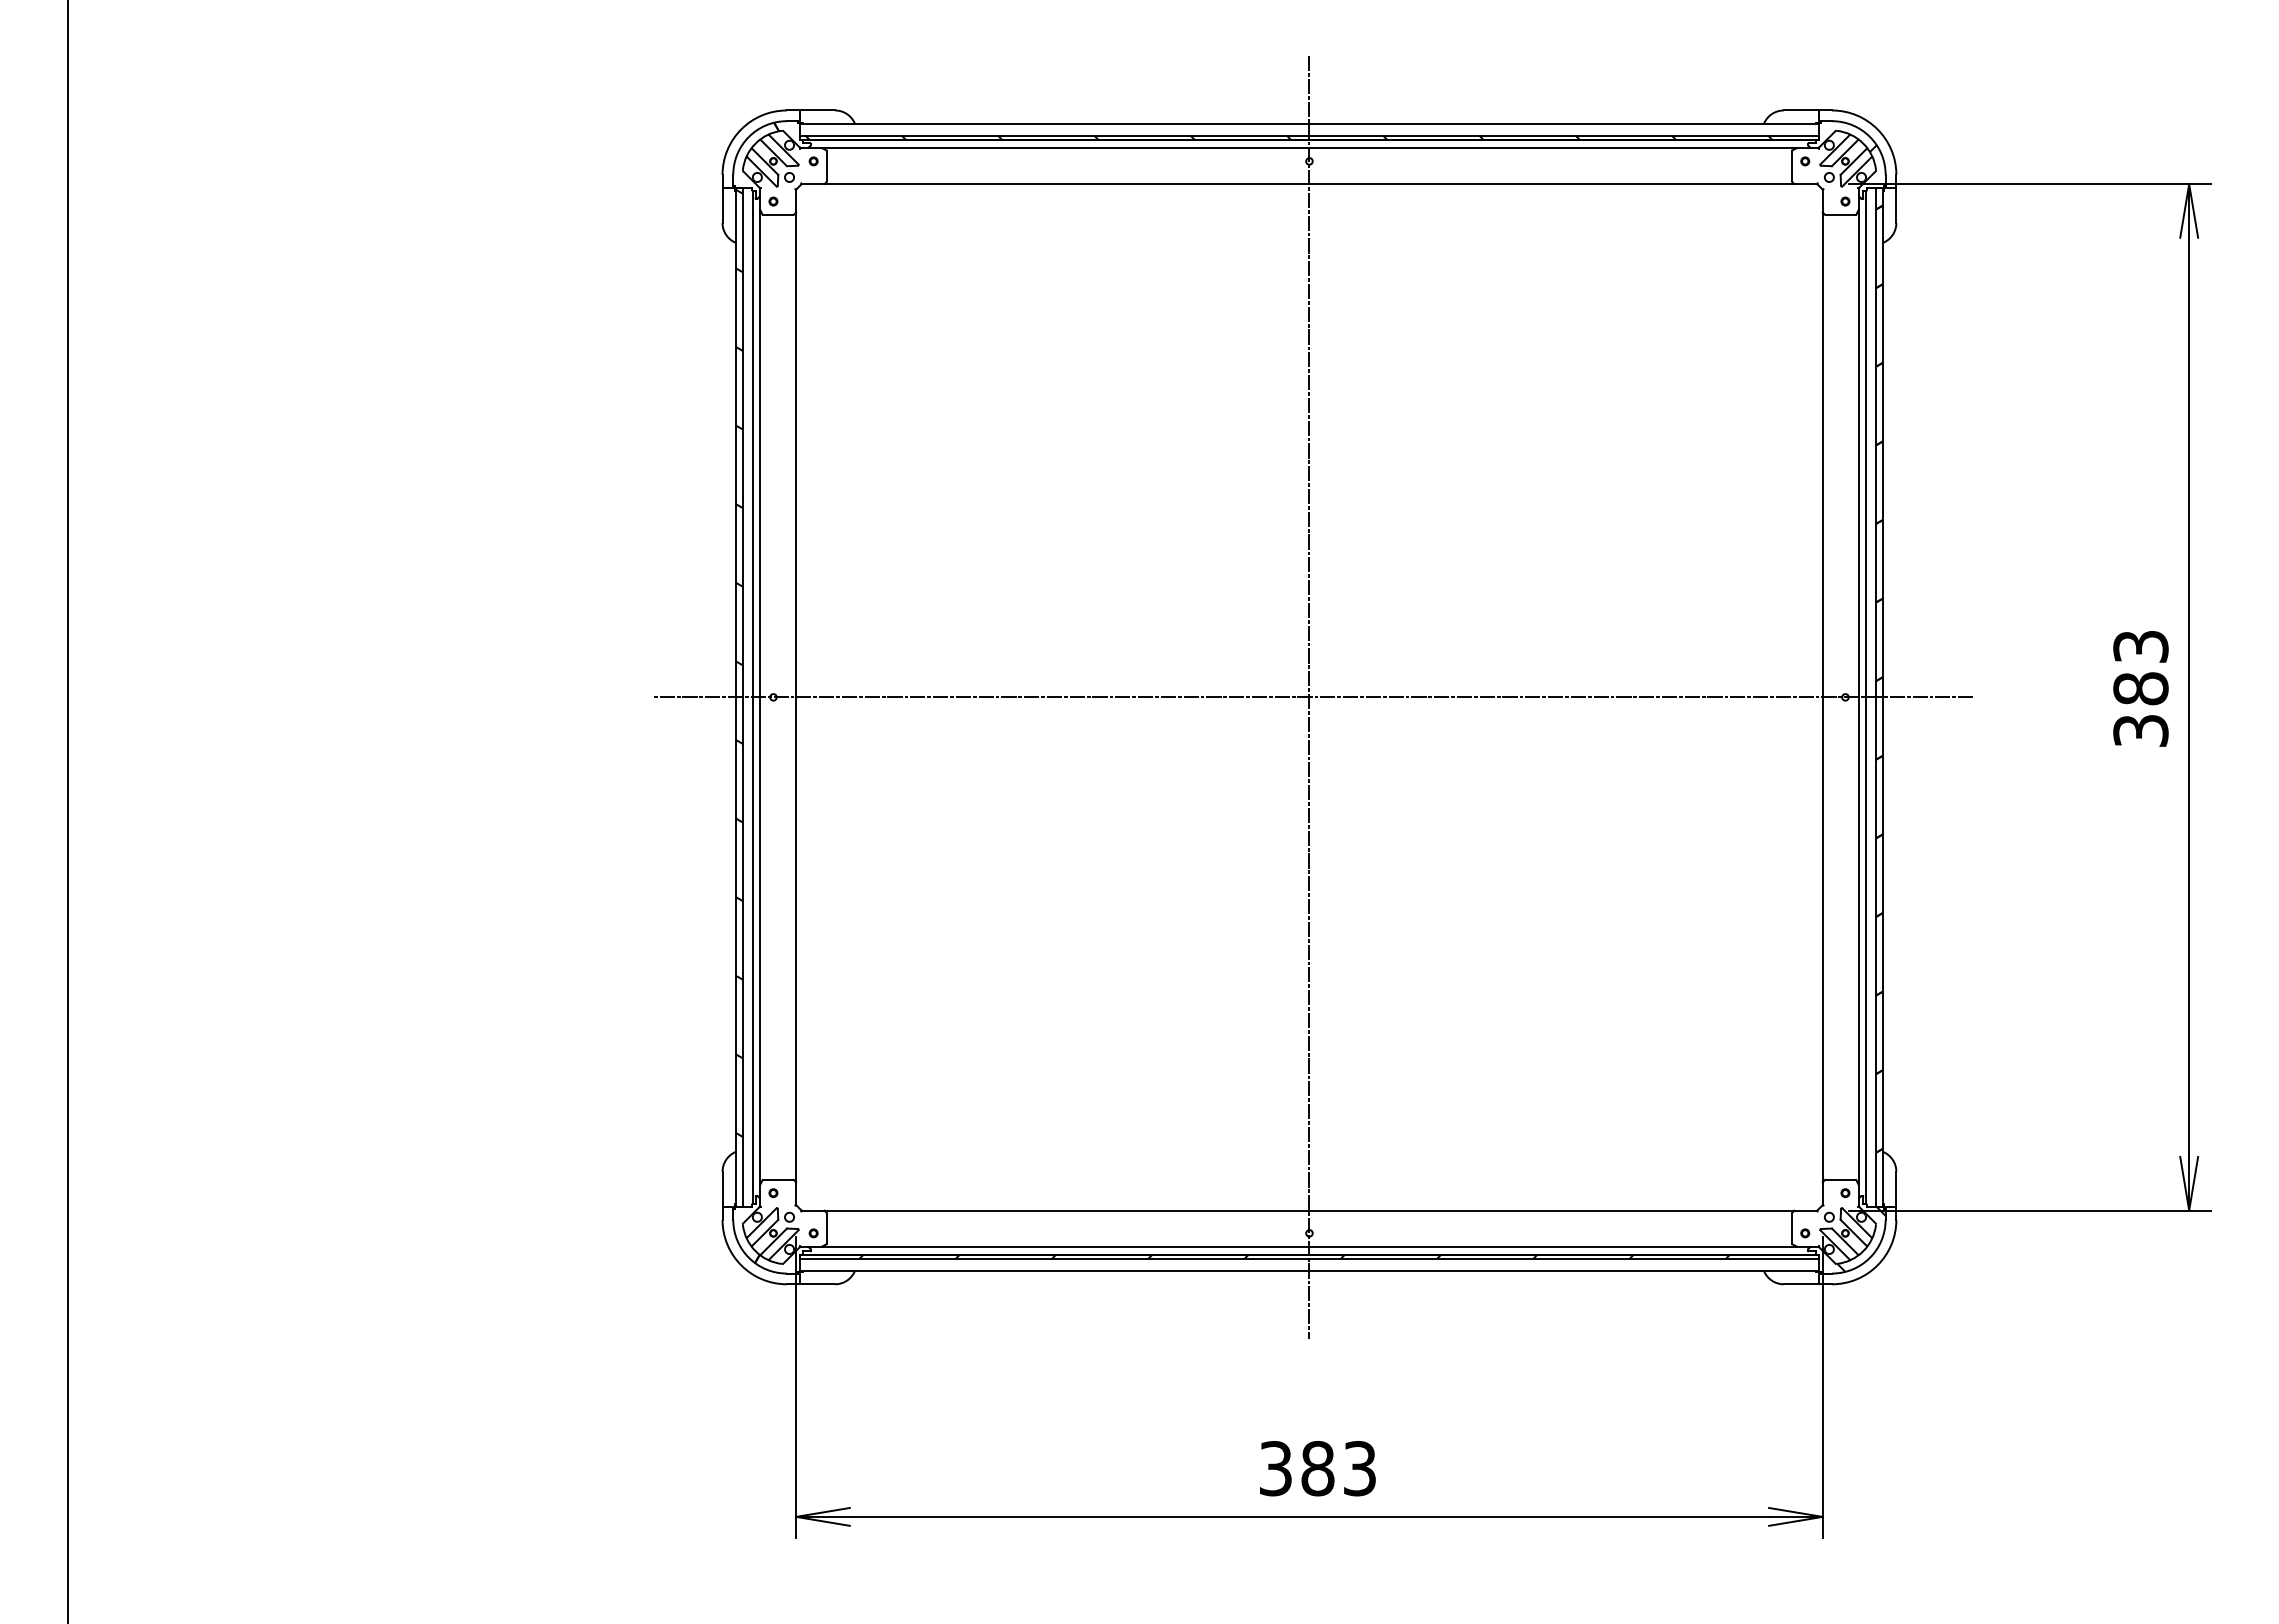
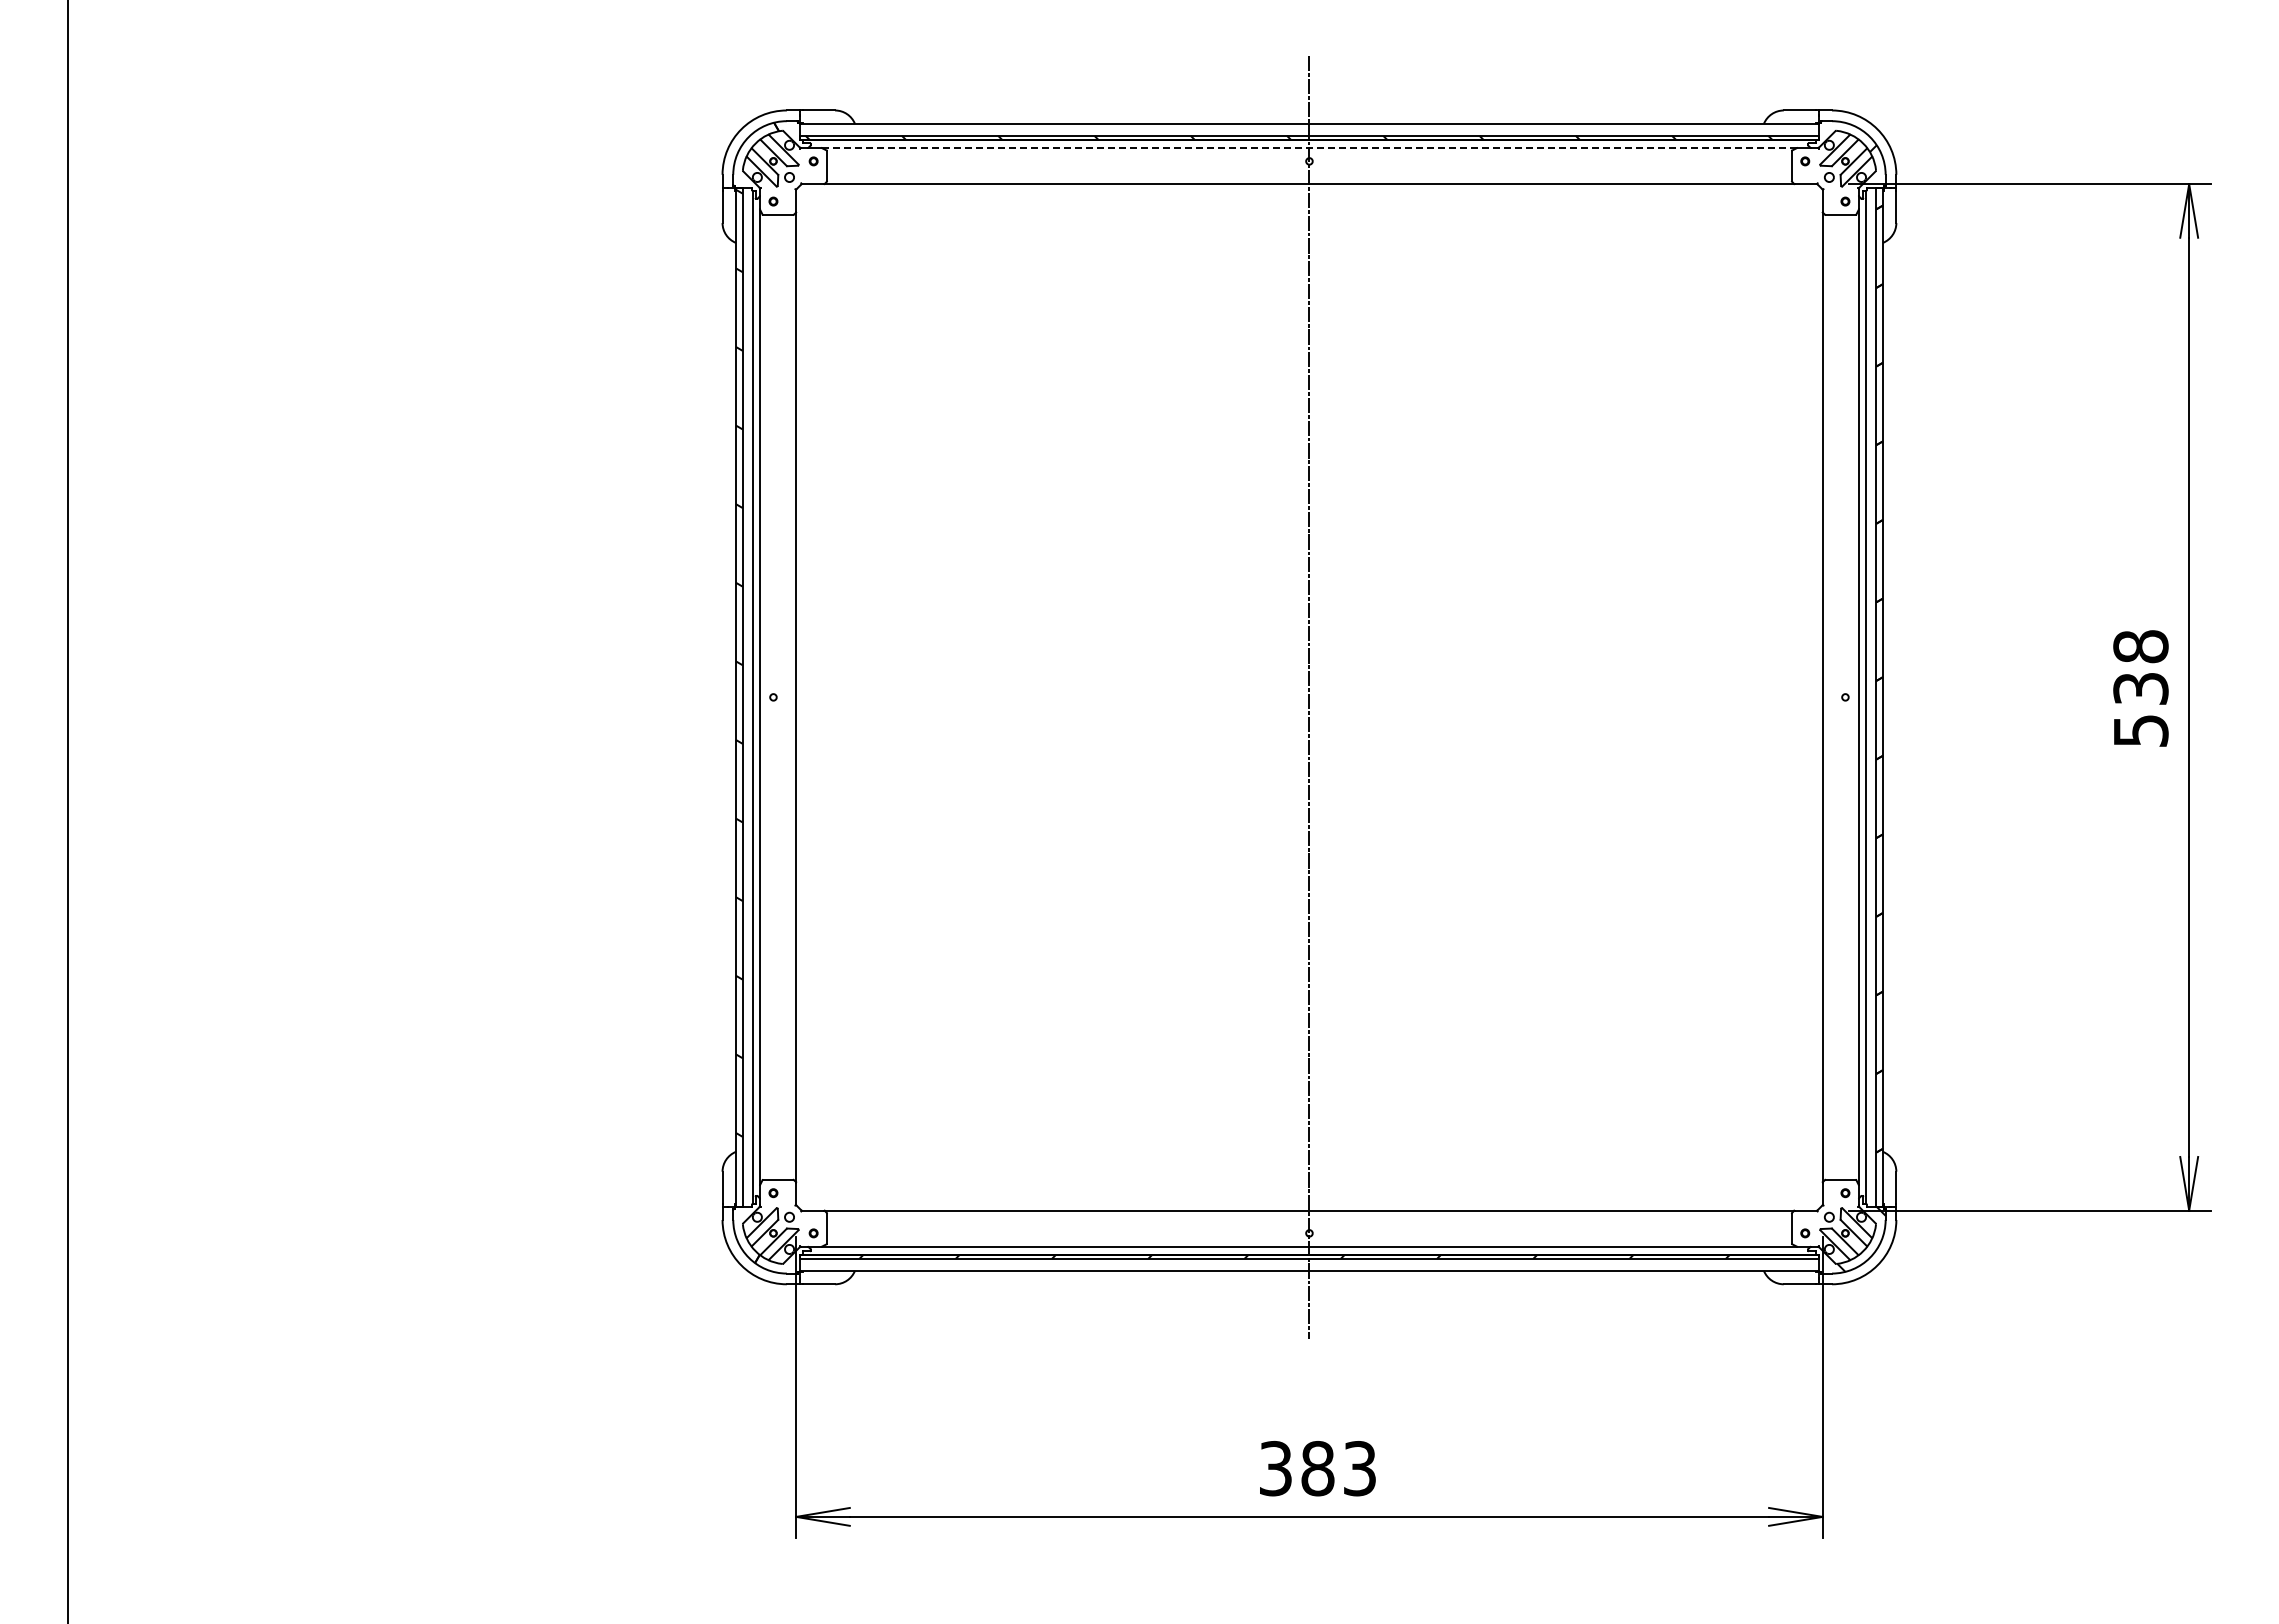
line: solid -> dashed (1309, 148)
text: 383 -> 538 (2140, 688)
line: present -> none (1312, 697)
